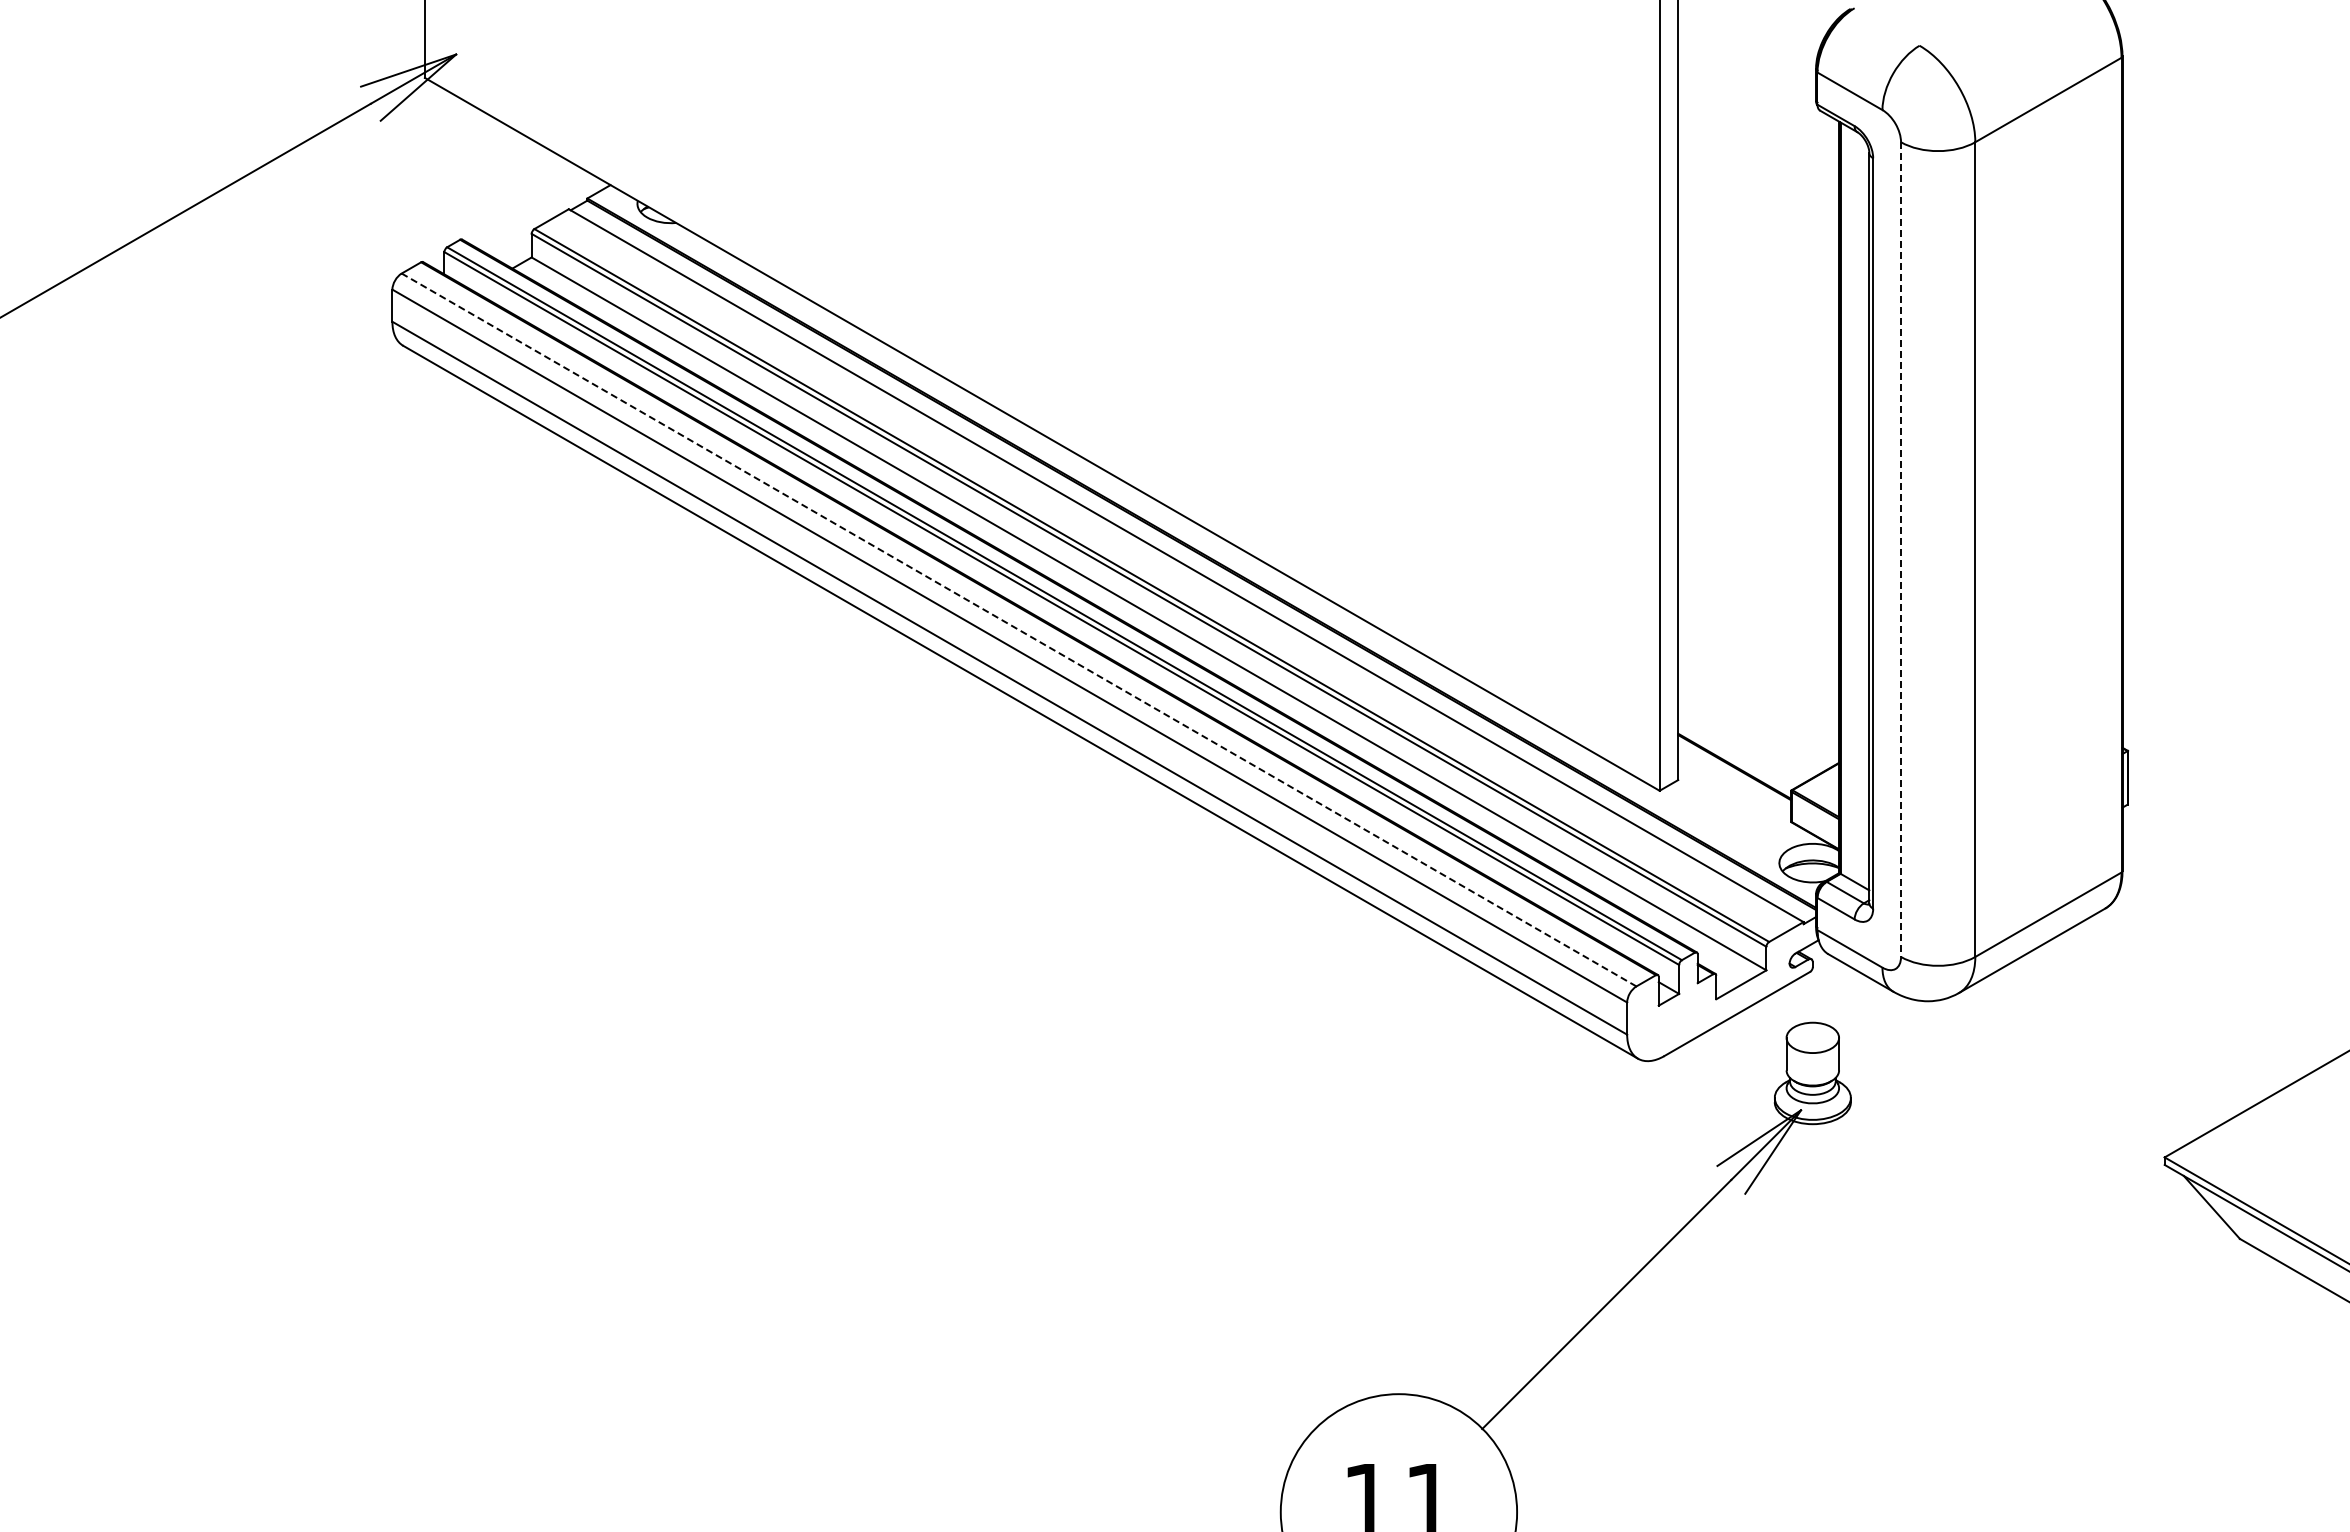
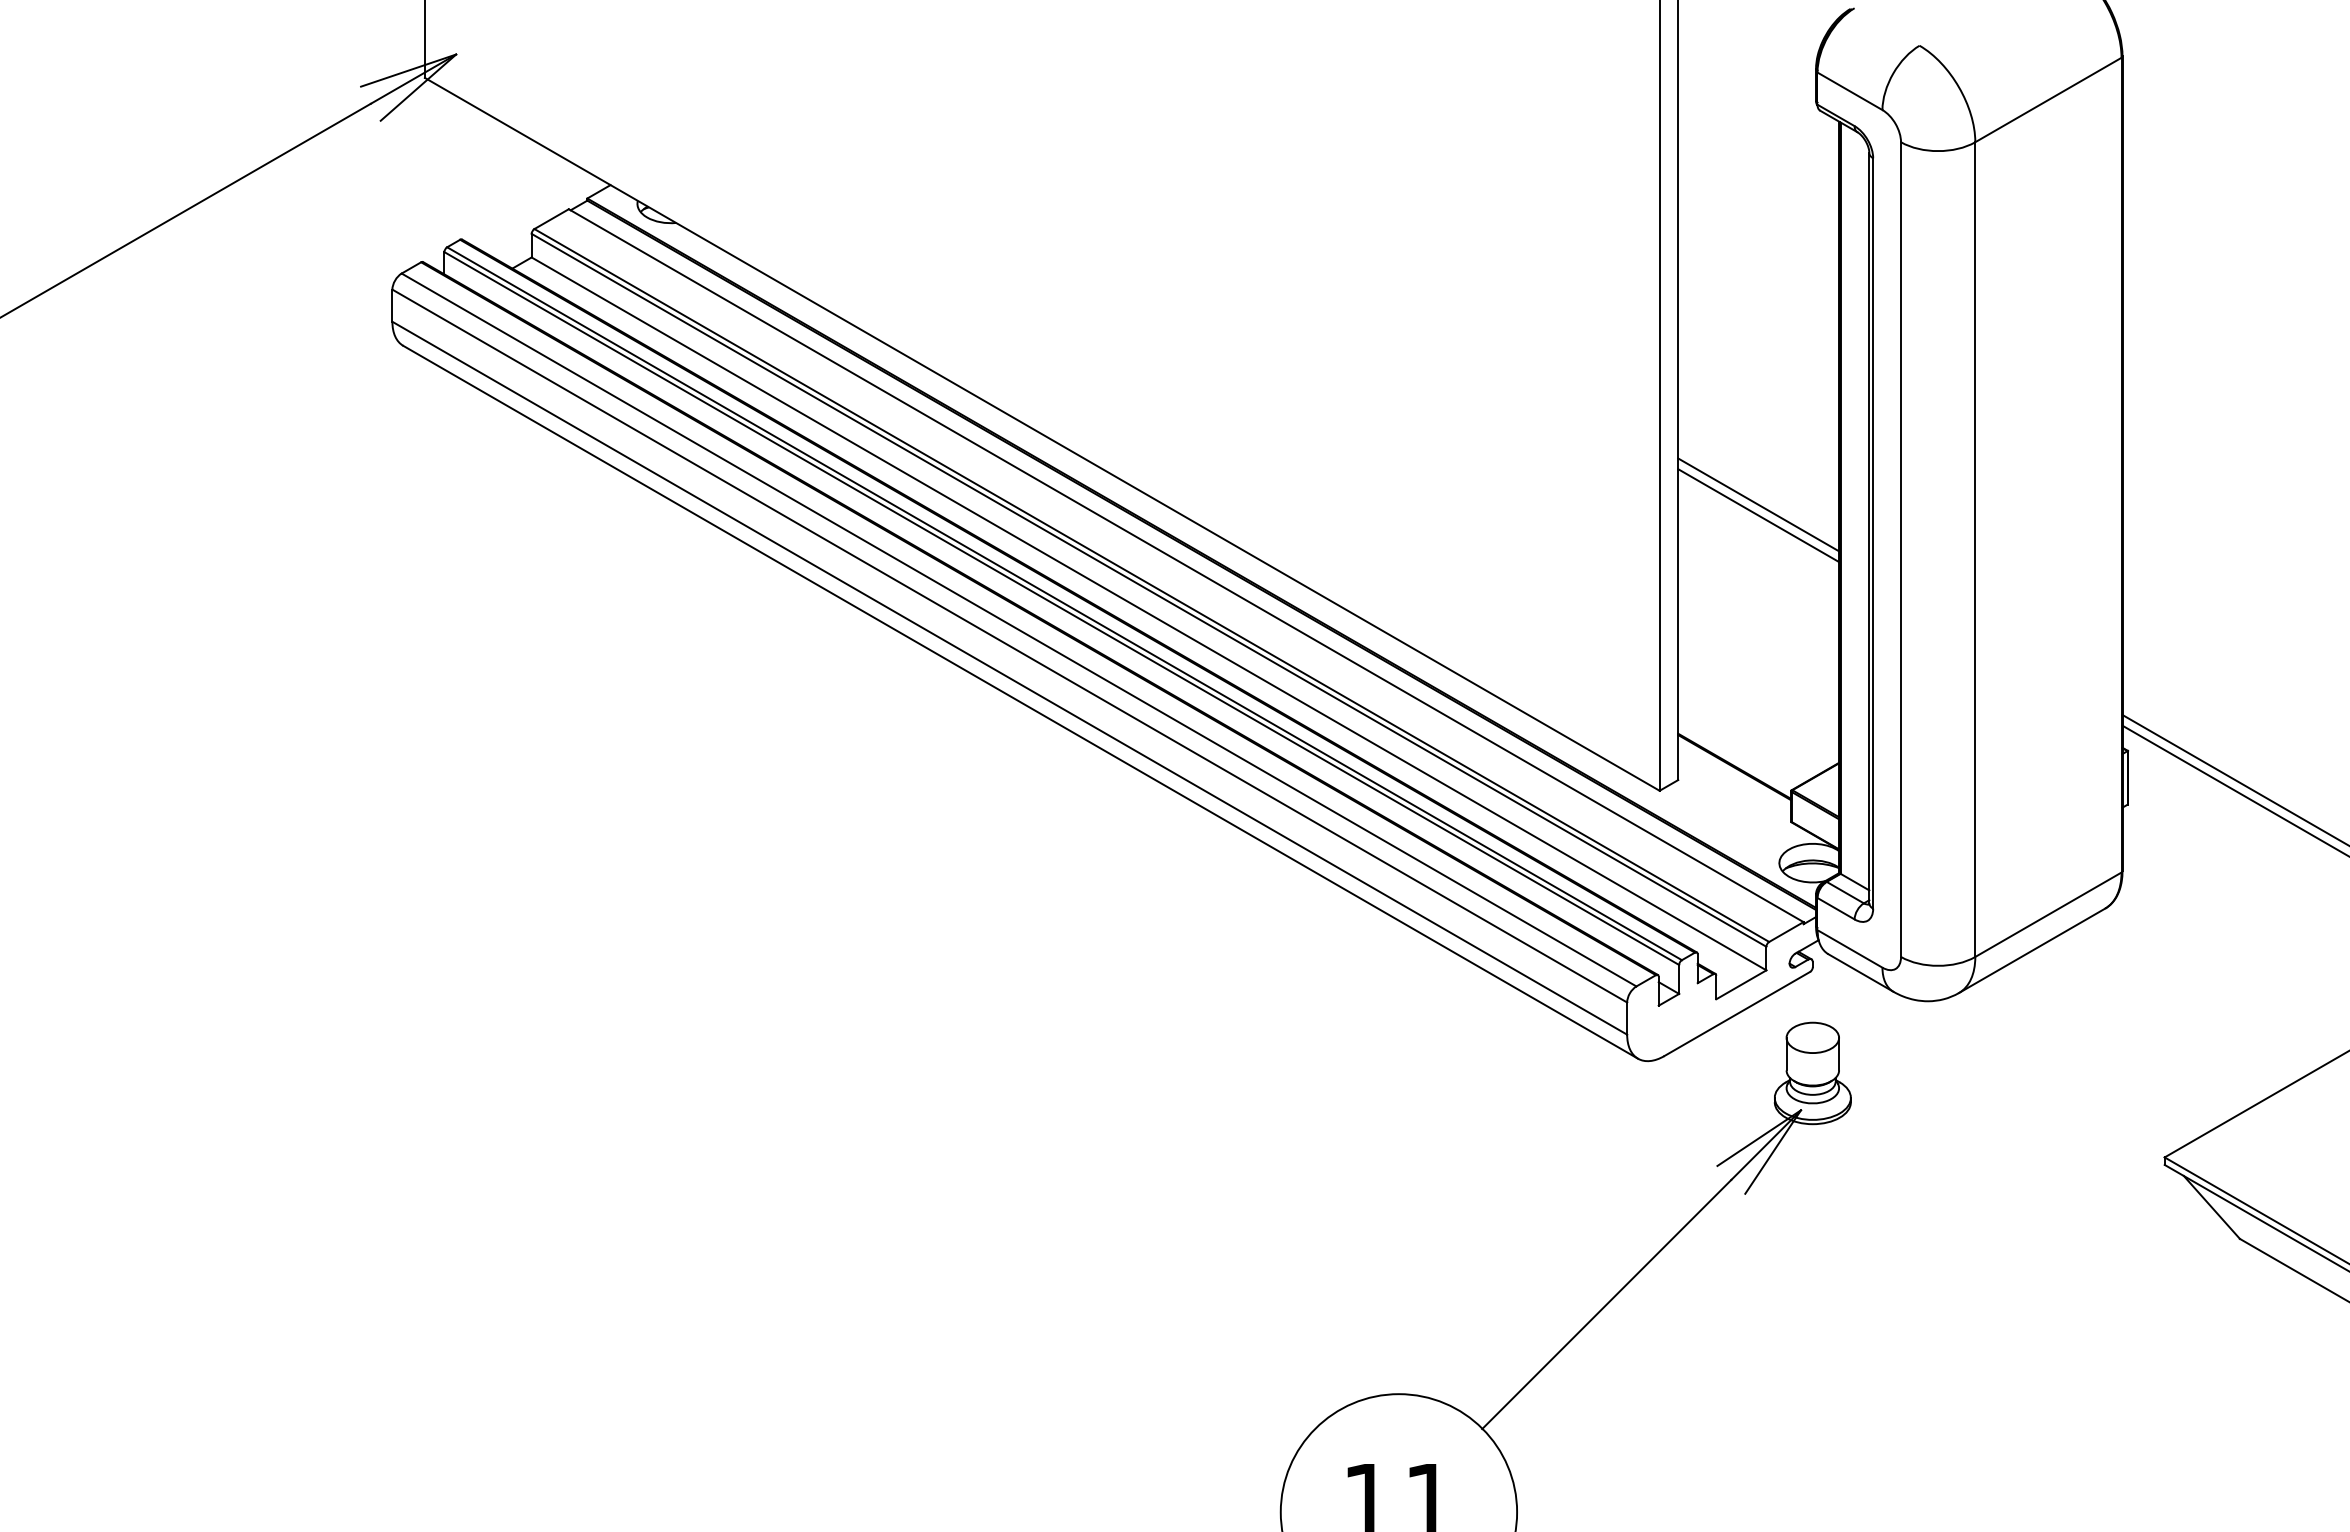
line: none -> present (1758, 504)
line: none -> present (1758, 515)
line: dashed -> solid (1901, 550)
line: dashed -> solid (1019, 630)
line: none -> present (2234, 779)
line: none -> present (2234, 790)
